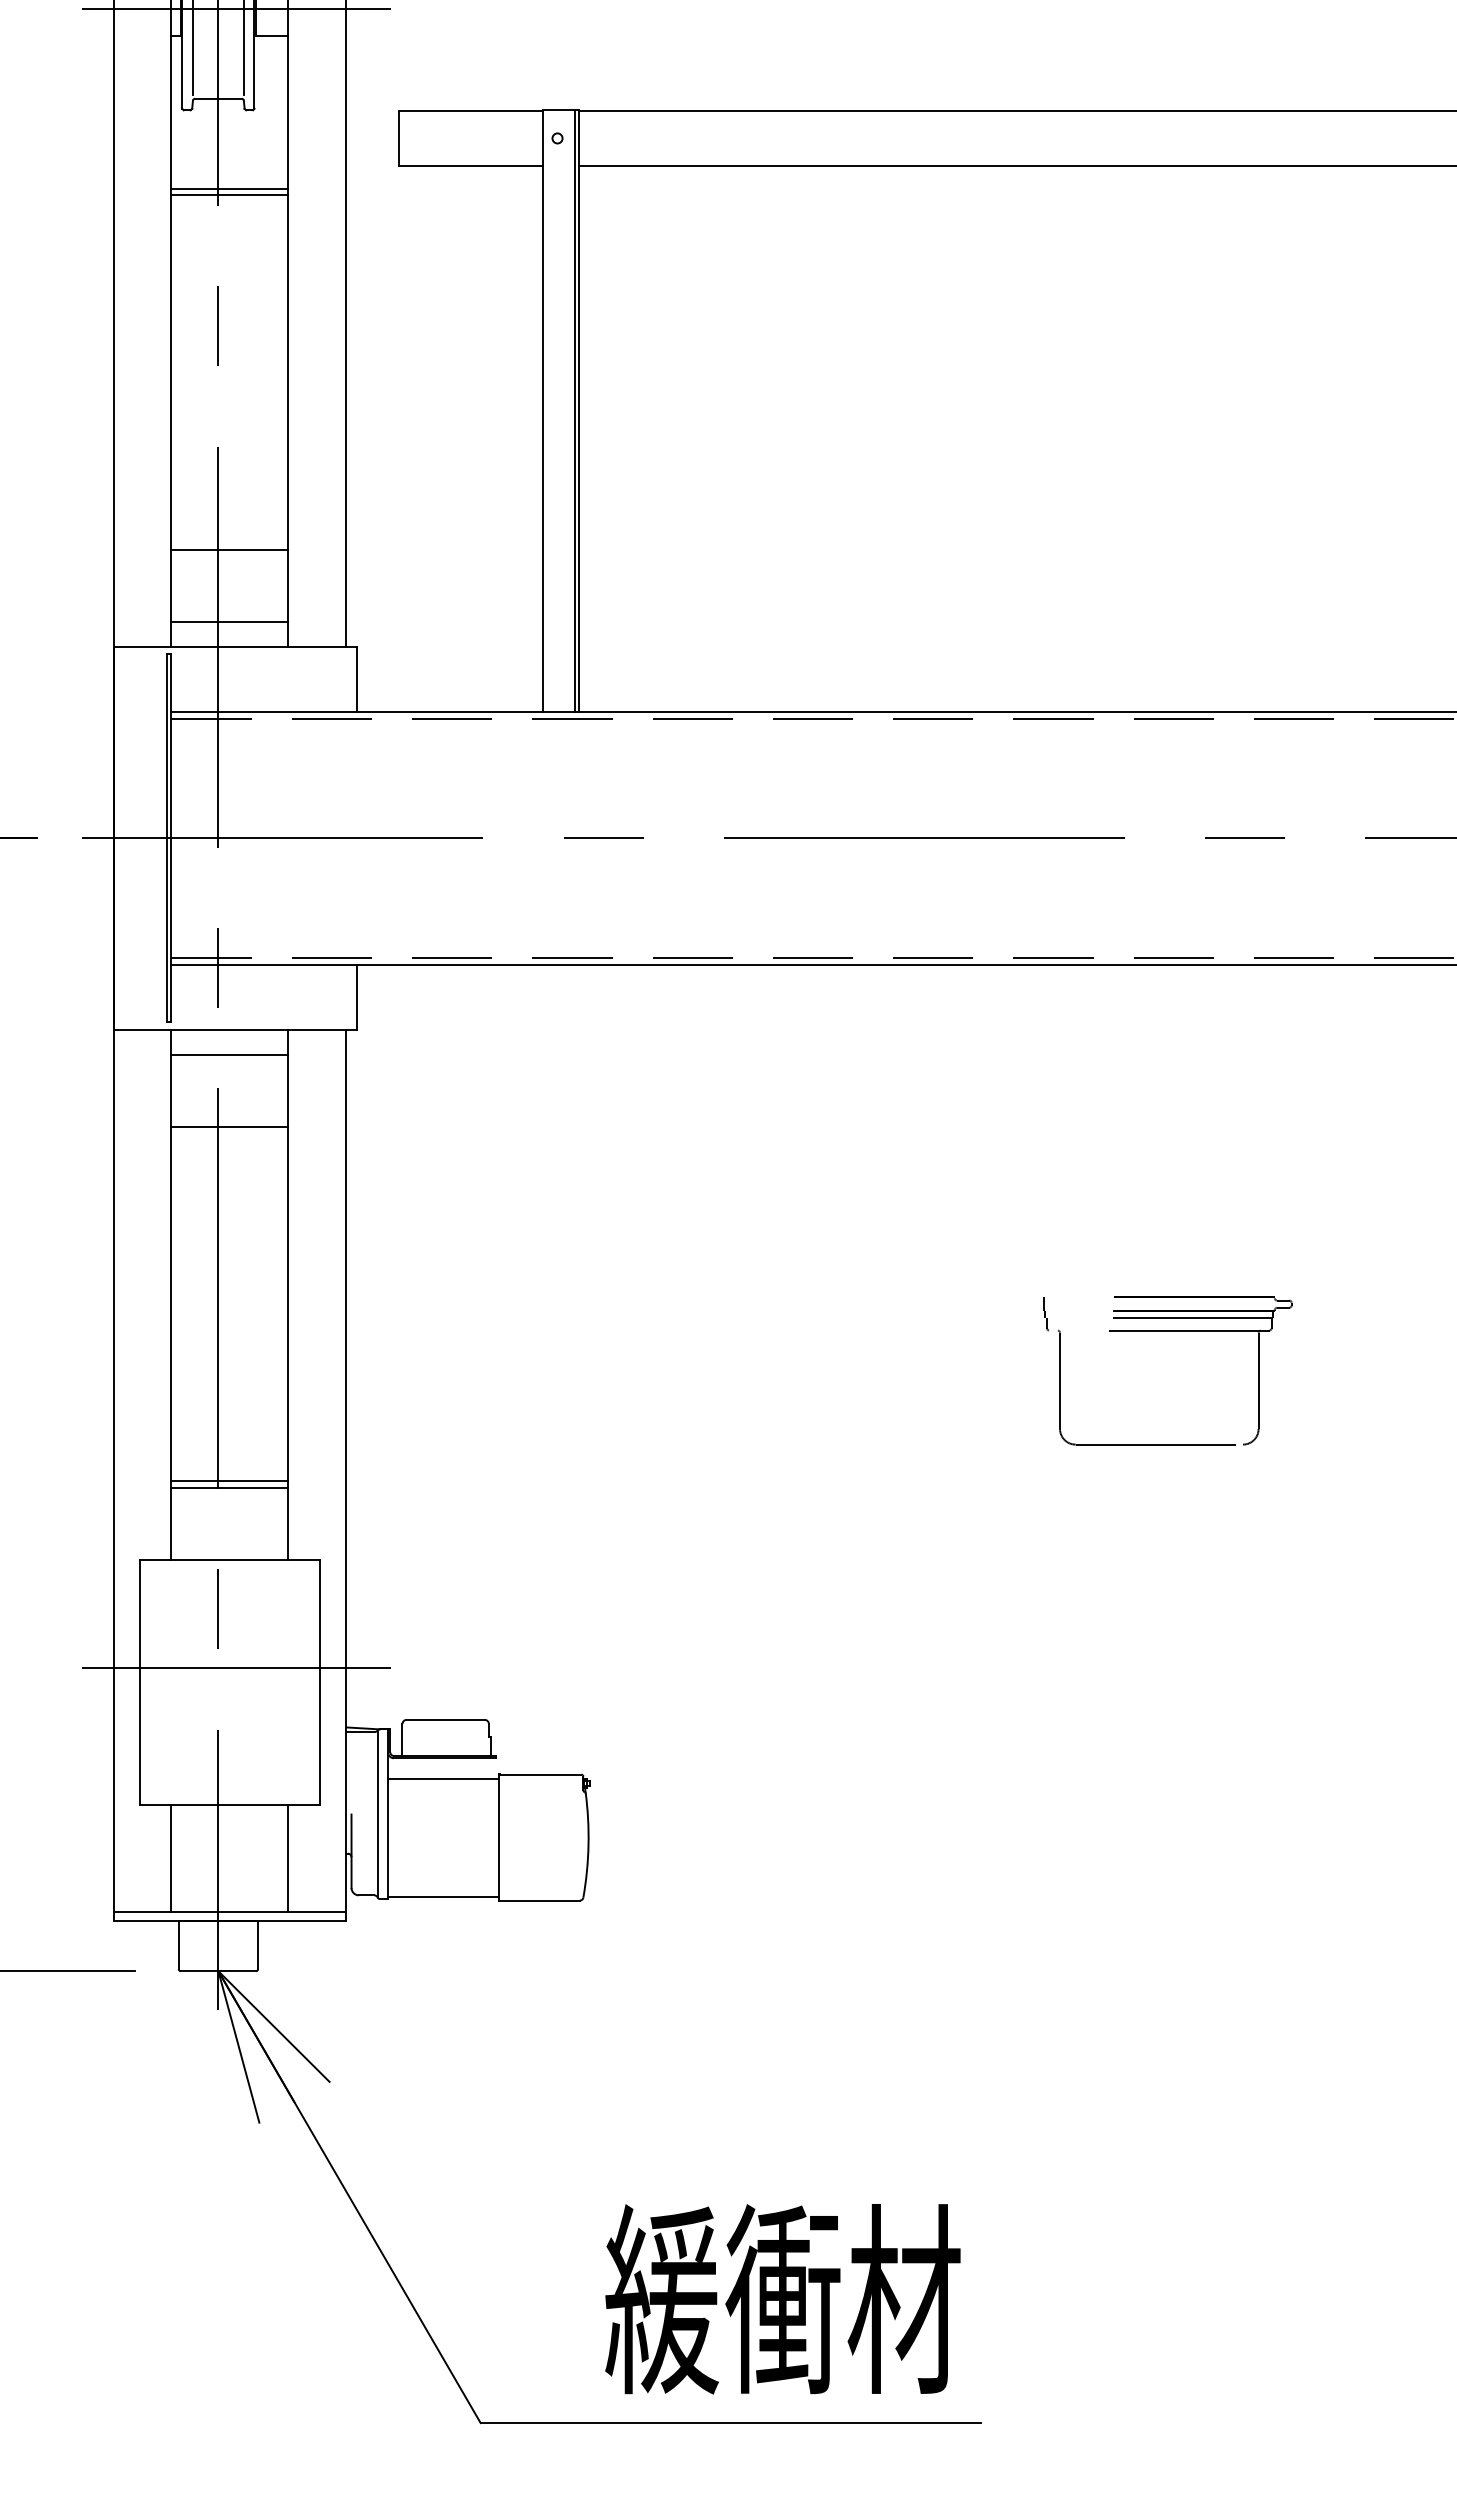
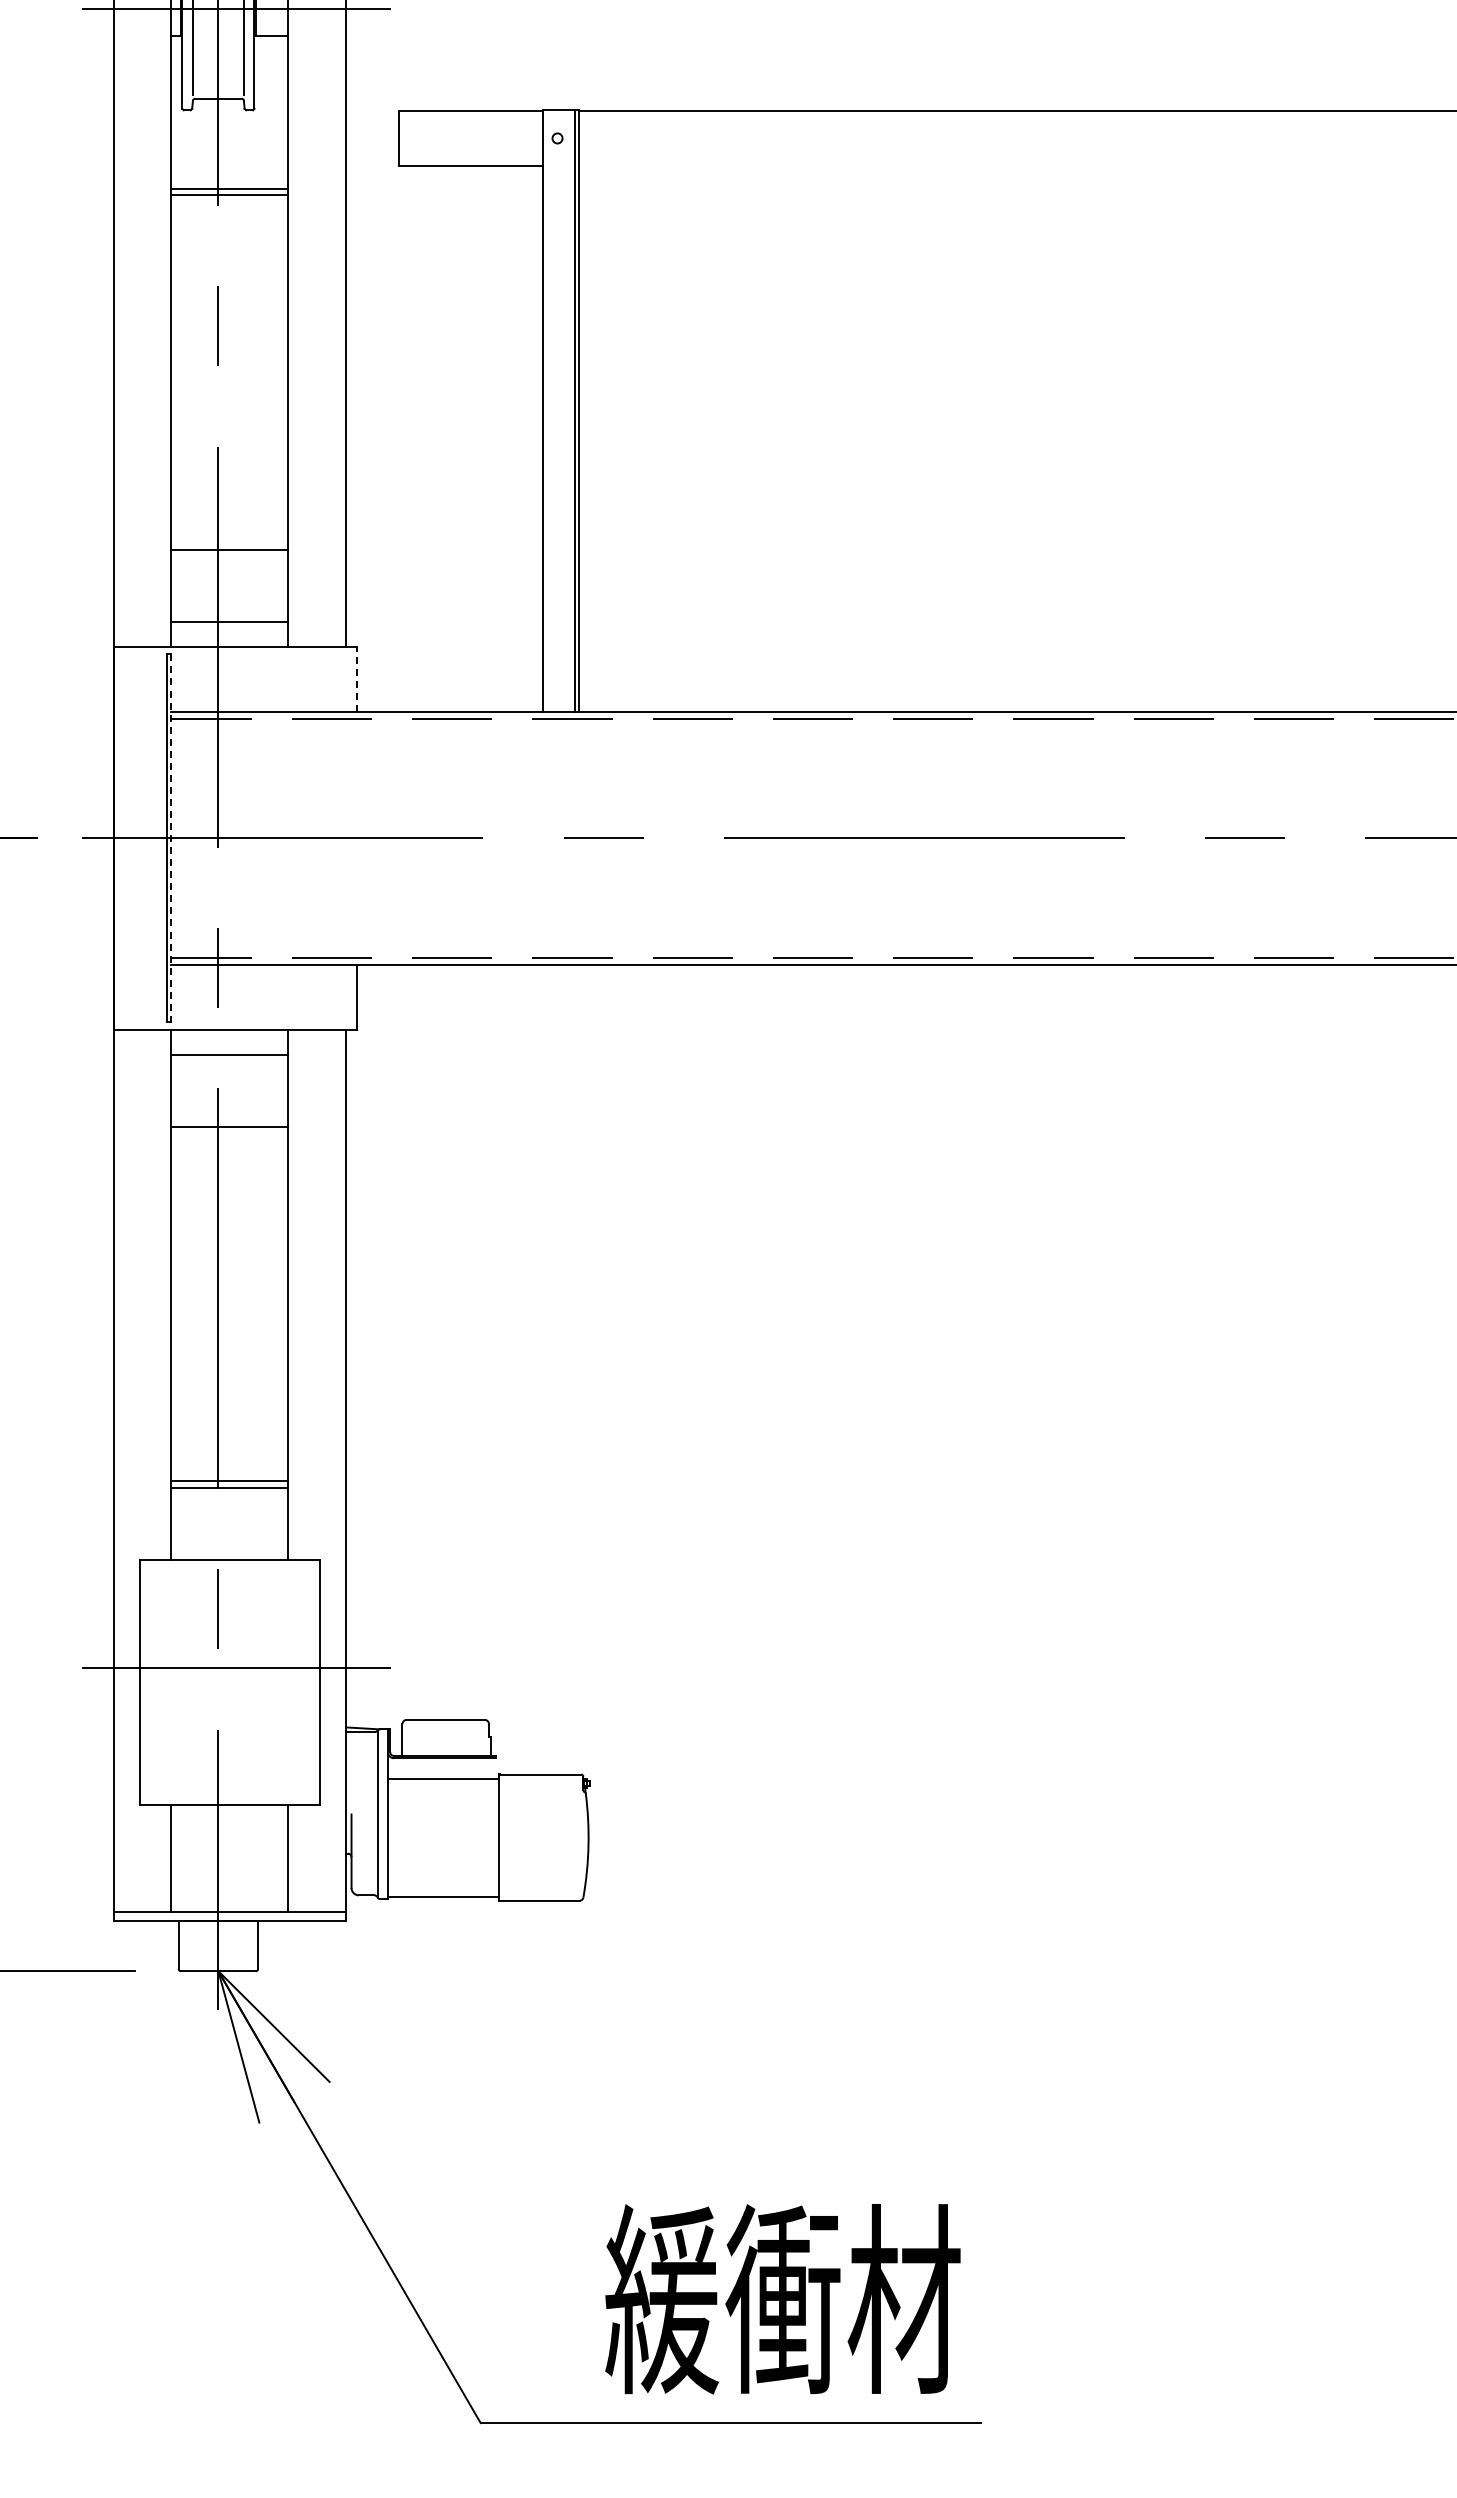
line: present -> none (1016, 165)
line: solid -> dashed (356, 679)
line: solid -> dashed (171, 838)
part: present -> none (1167, 1331)
